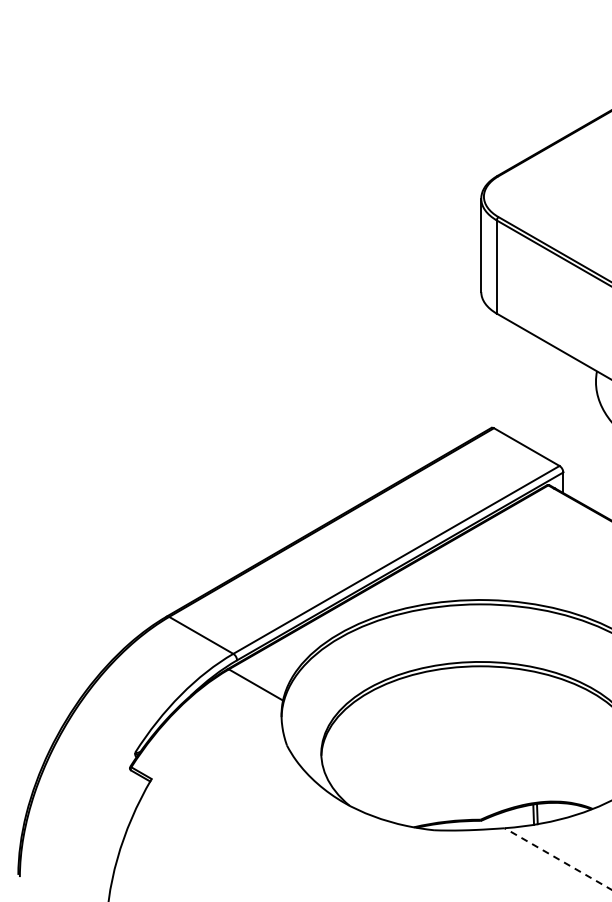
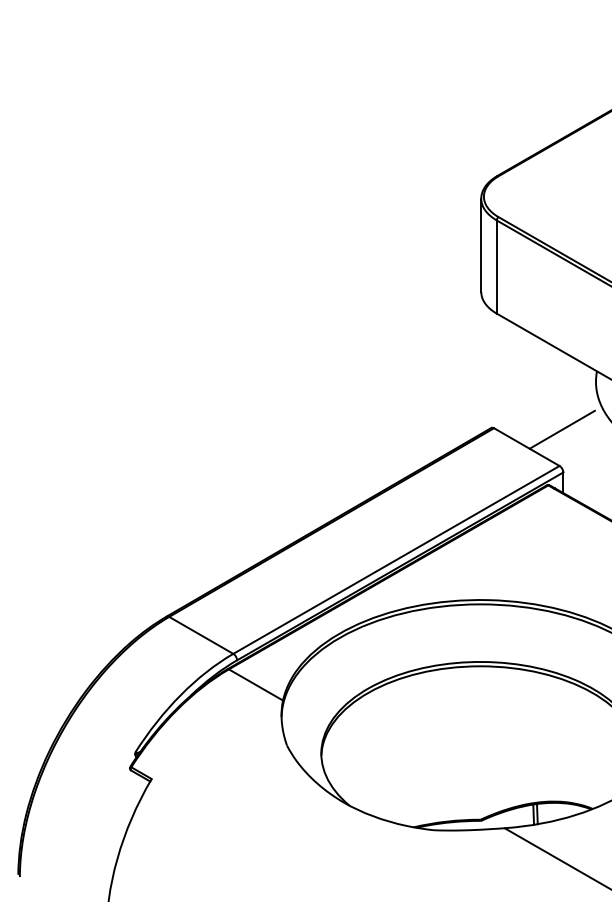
line: none -> present (561, 429)
line: dashed -> solid (558, 859)
